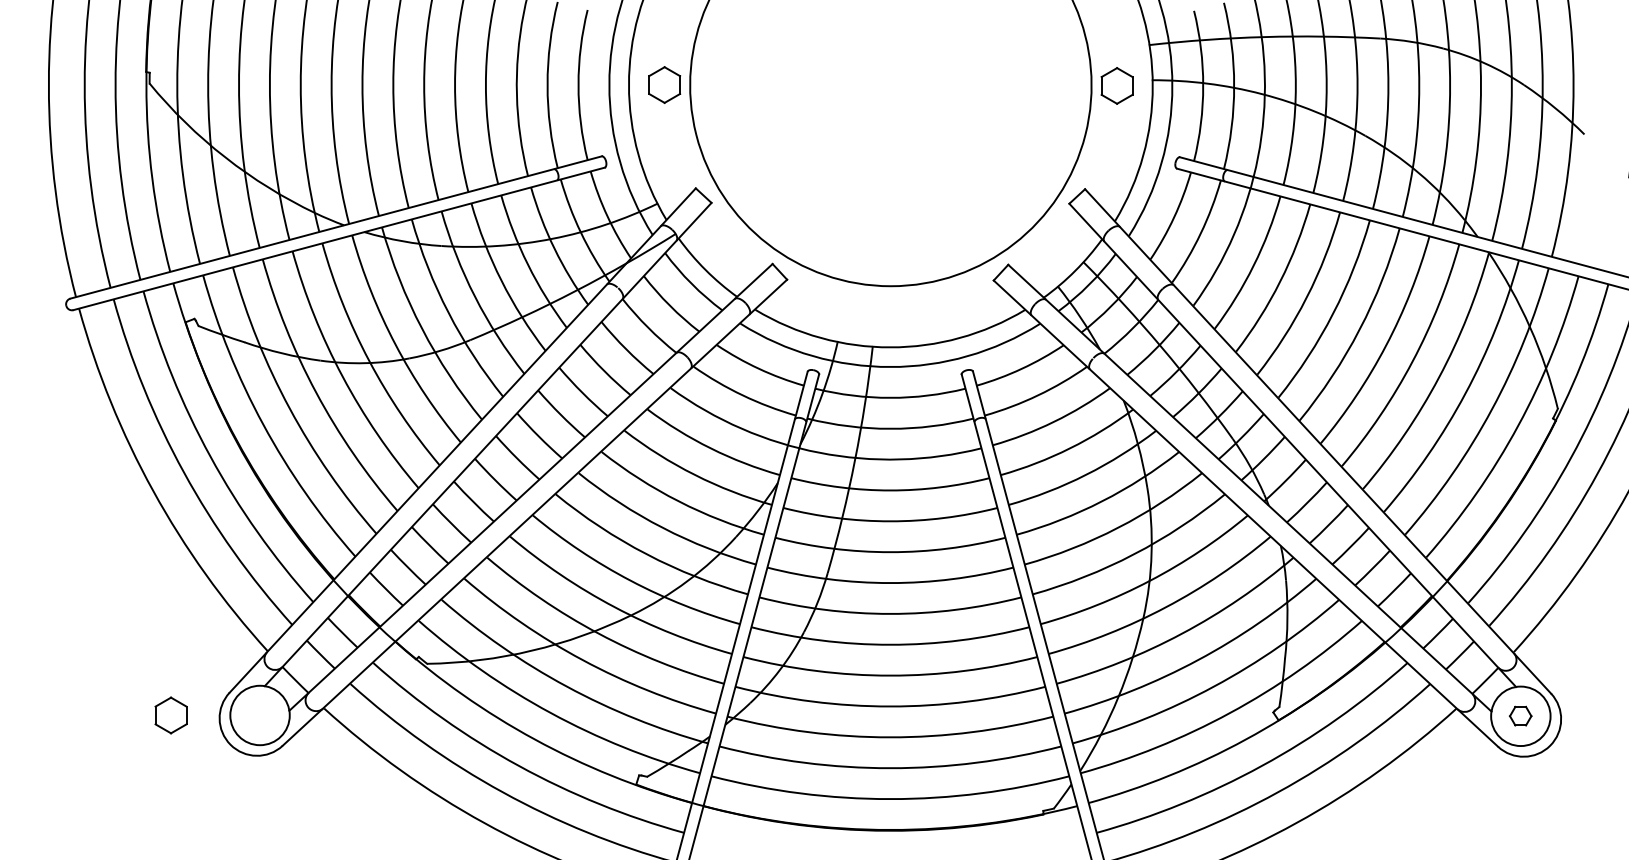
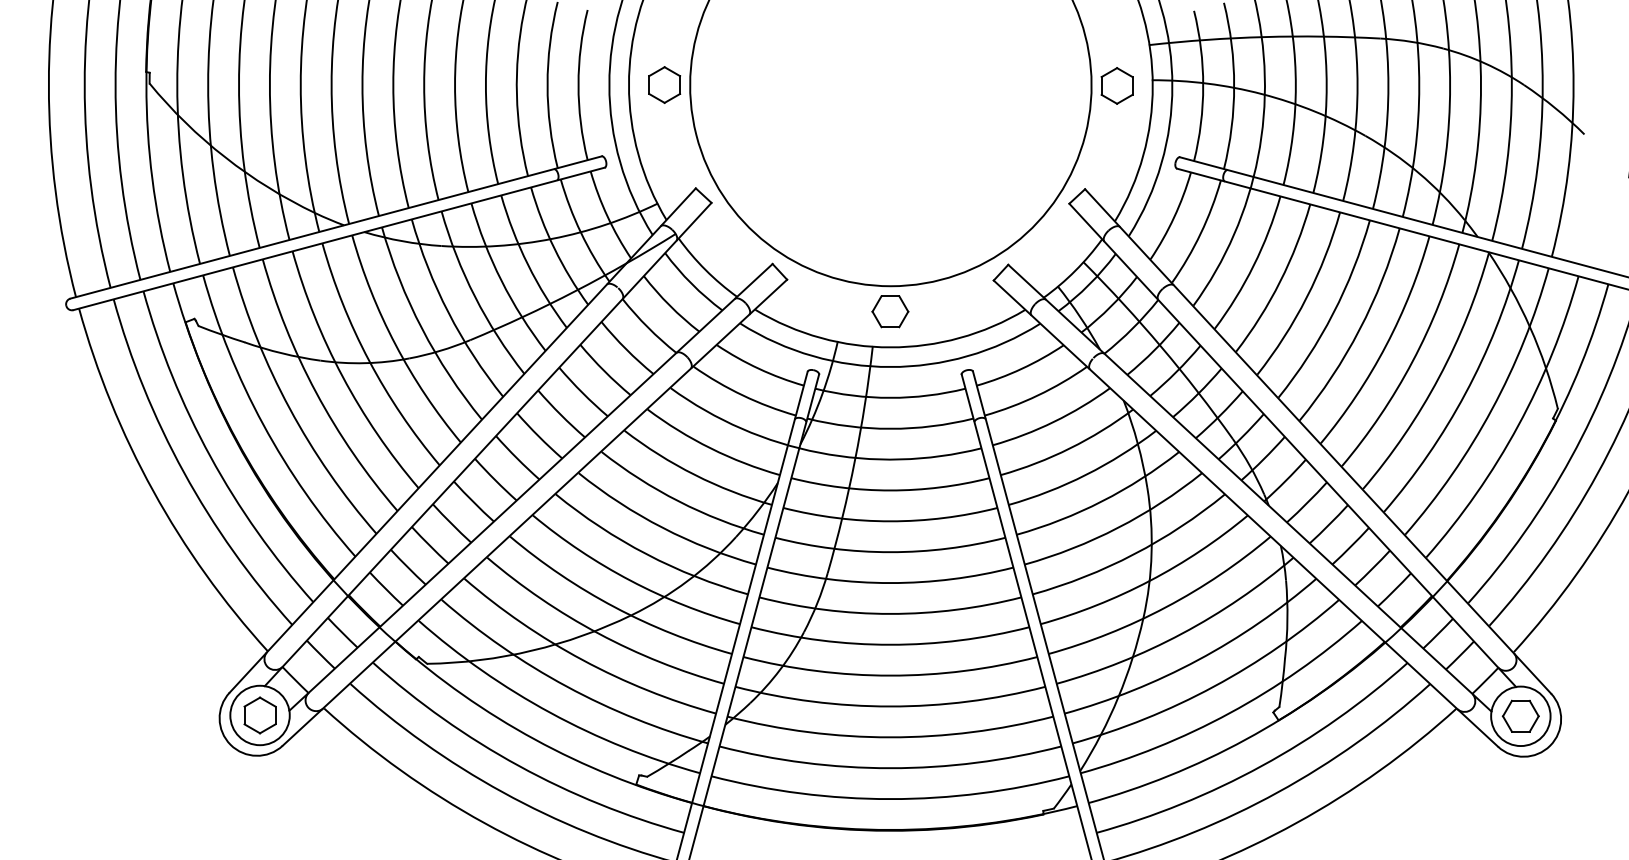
part: none -> present (890, 311)
part position: (170, 715) -> (259, 715) (259, 715)
part size: 25x22 px -> 39x34 px (1520, 715)
